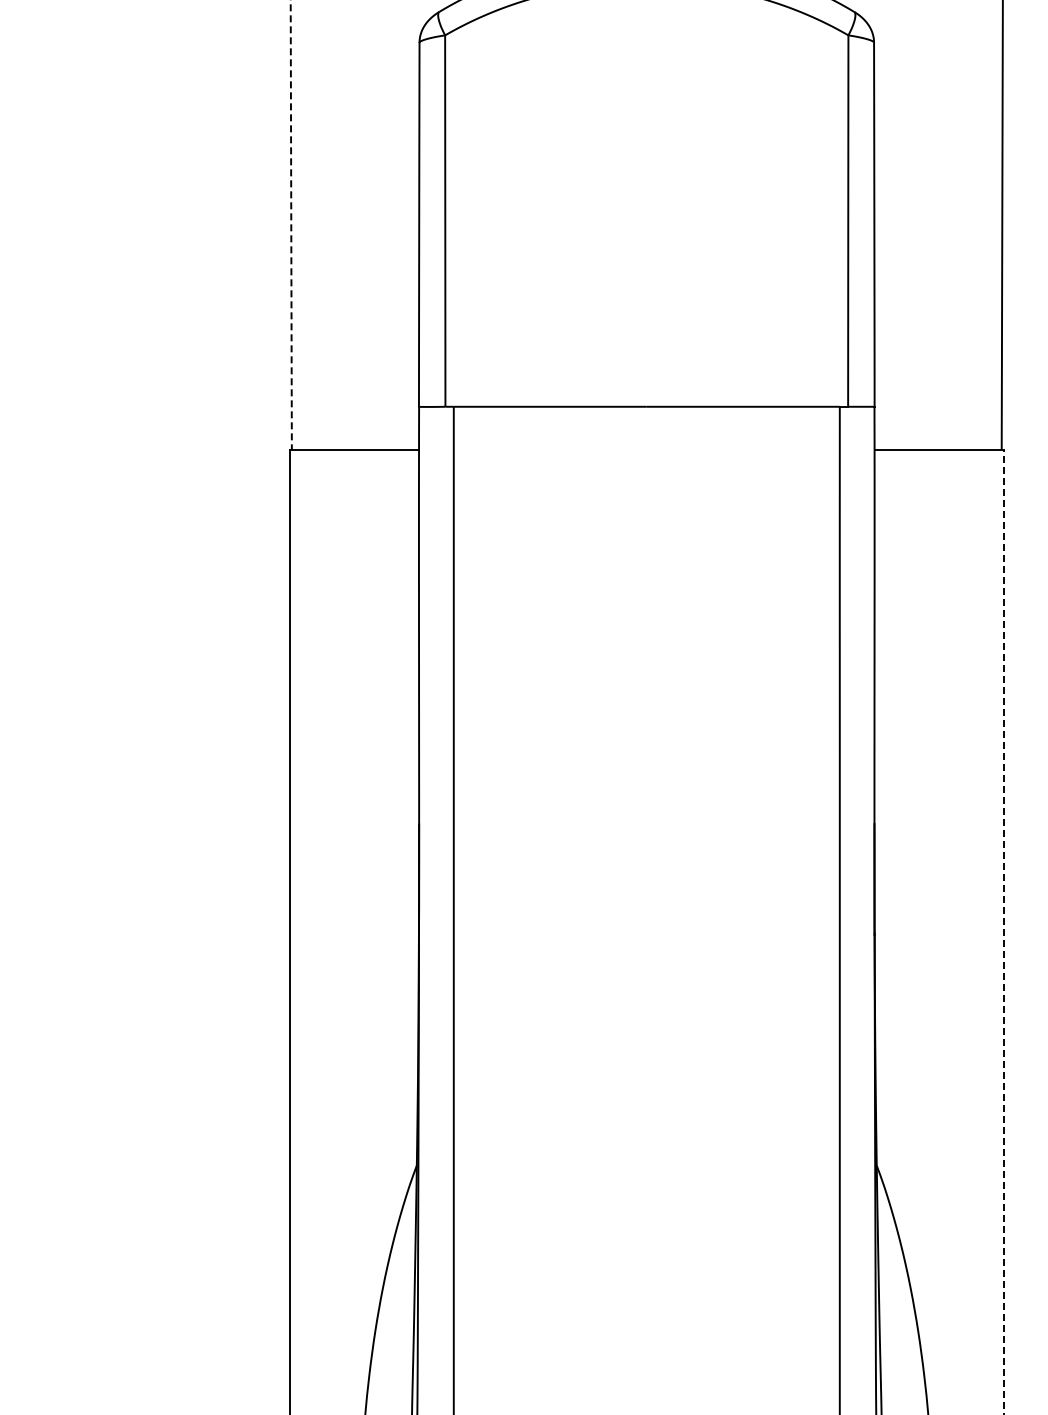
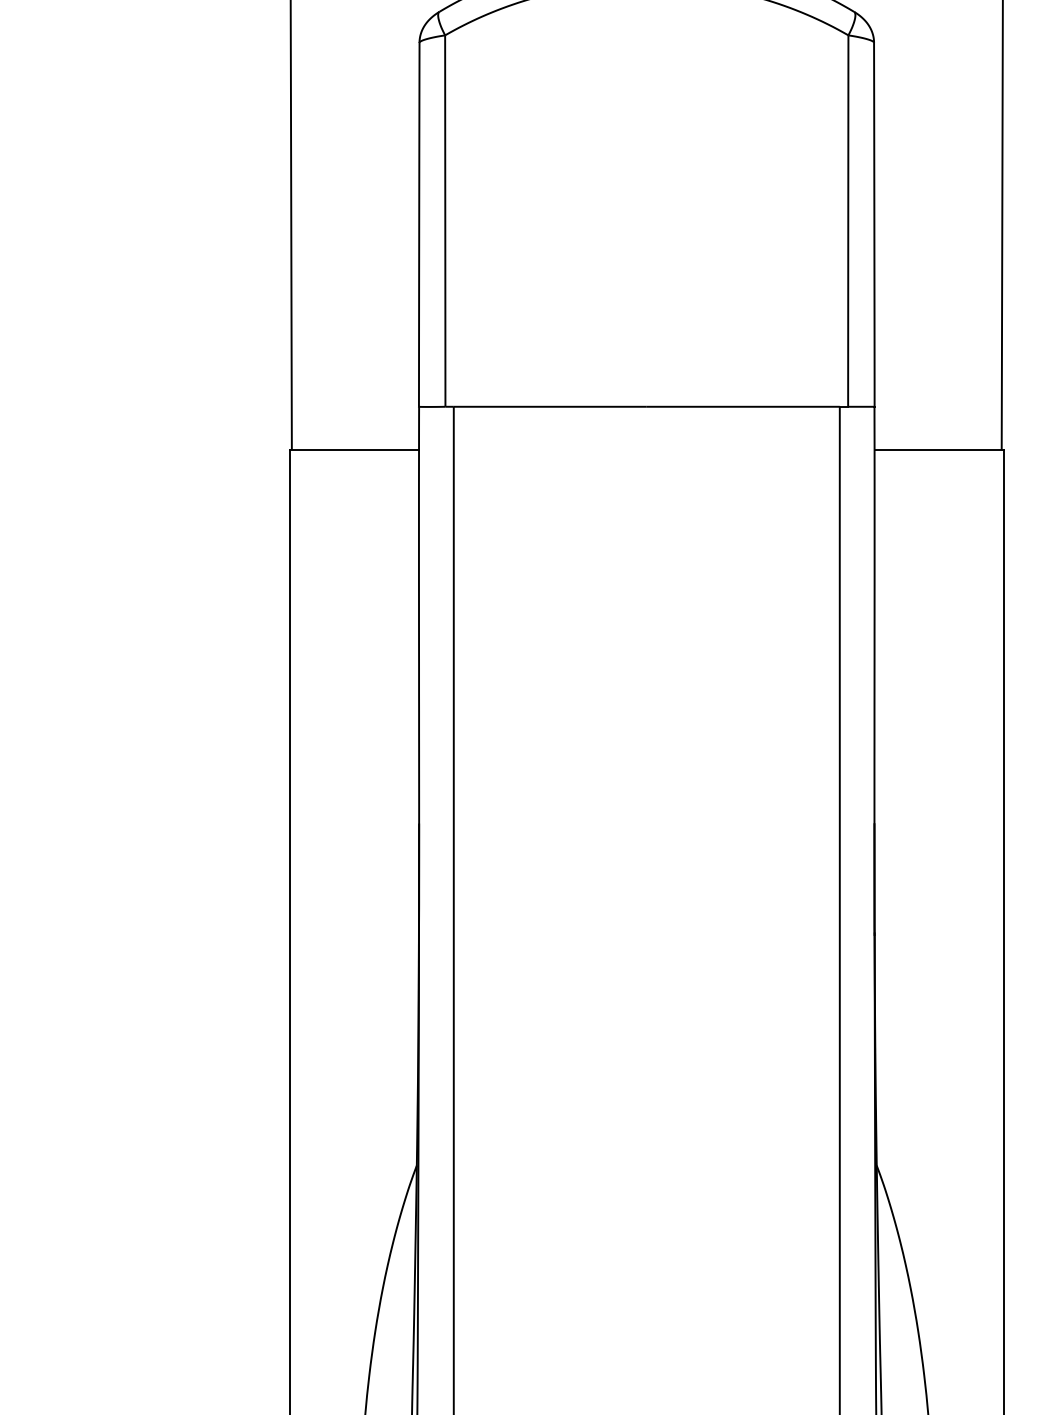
line: dashed -> solid (291, 225)
line: dashed -> solid (1004, 931)
